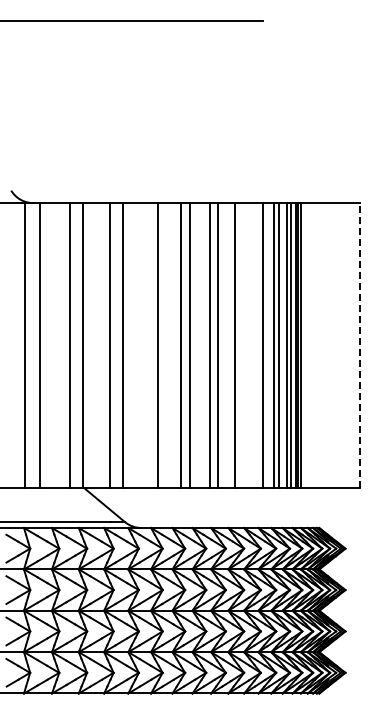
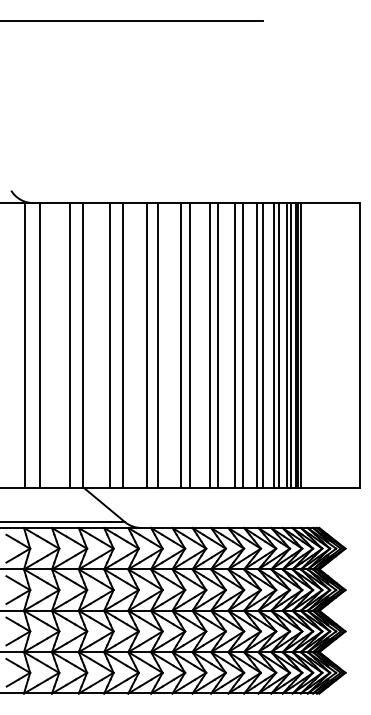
line: none -> present (147, 345)
line: none -> present (242, 345)
line: none -> present (256, 345)
line: dashed -> solid (359, 345)
